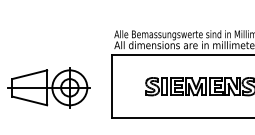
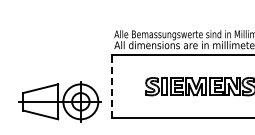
line: solid -> dashed (112, 86)
part position: (48, 87) -> (59, 101) (59, 101)
